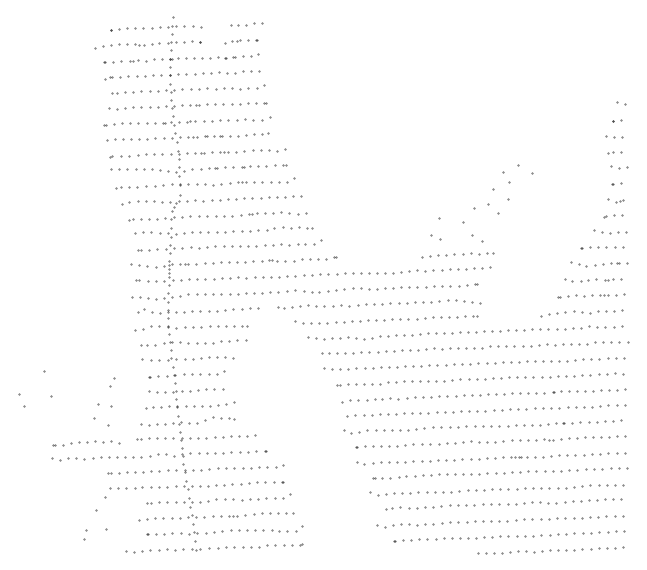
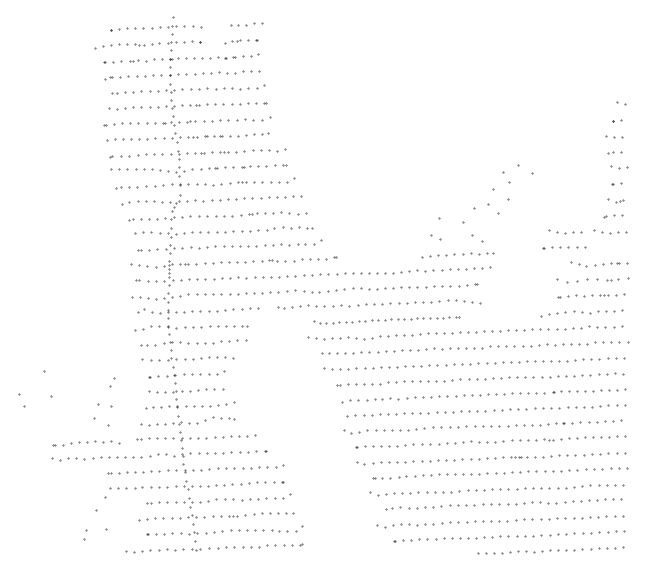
part: none -> present (565, 231)
part position: (602, 247) -> (564, 247) (564, 247)
part size: 59x5 px -> 74x7 px (592, 280)
part size: 185x10 px -> 148x9 px (386, 320)
